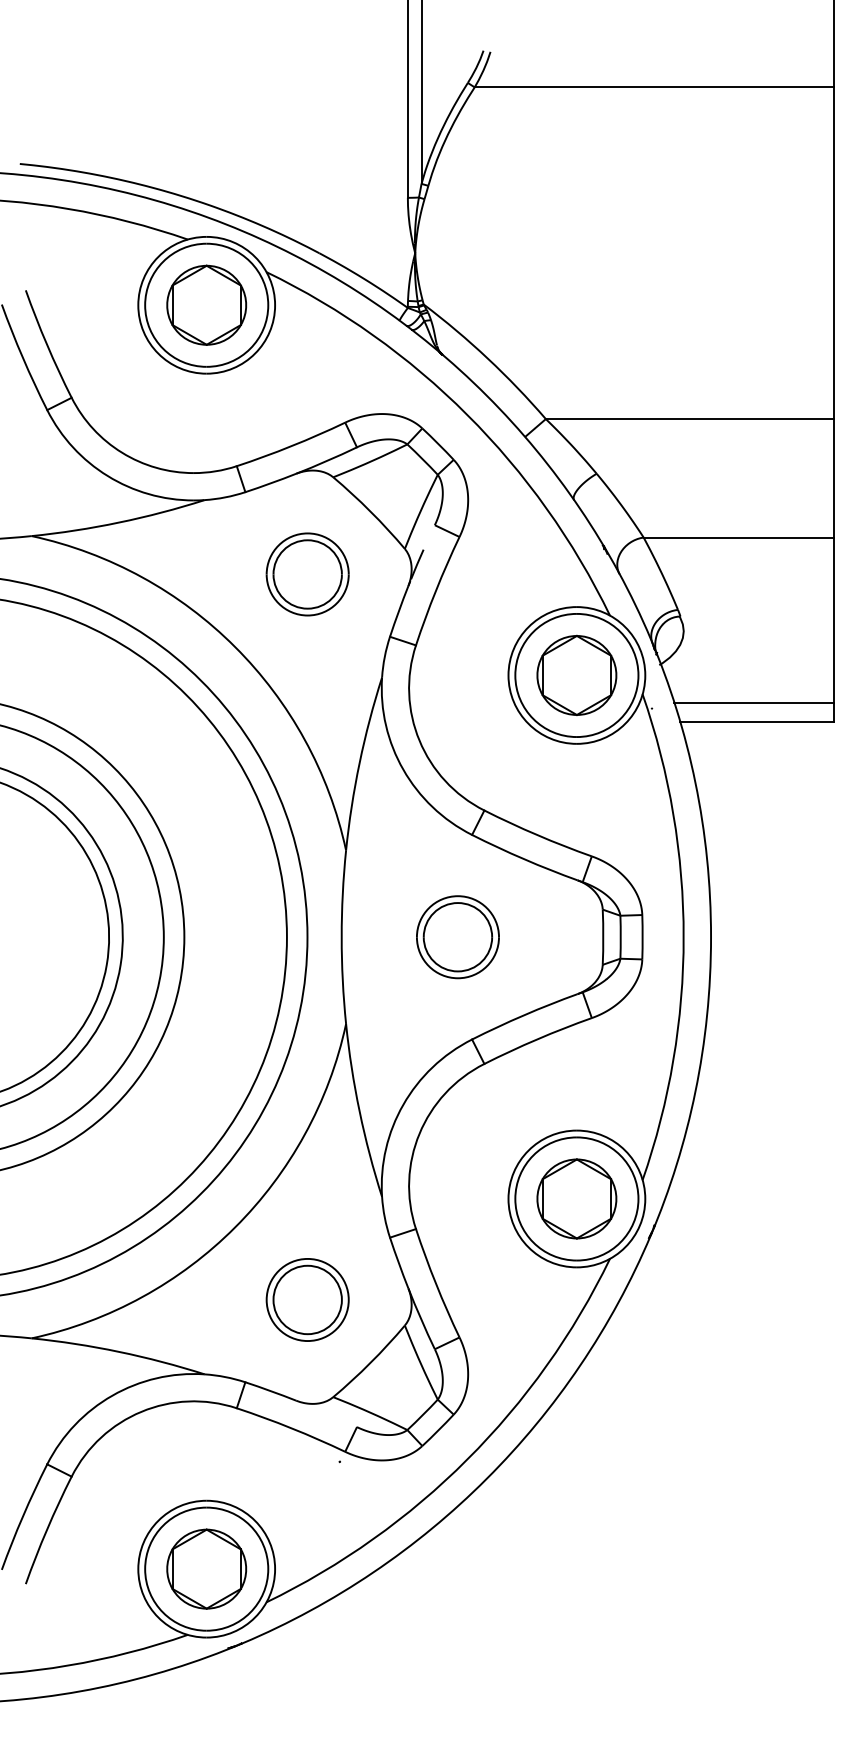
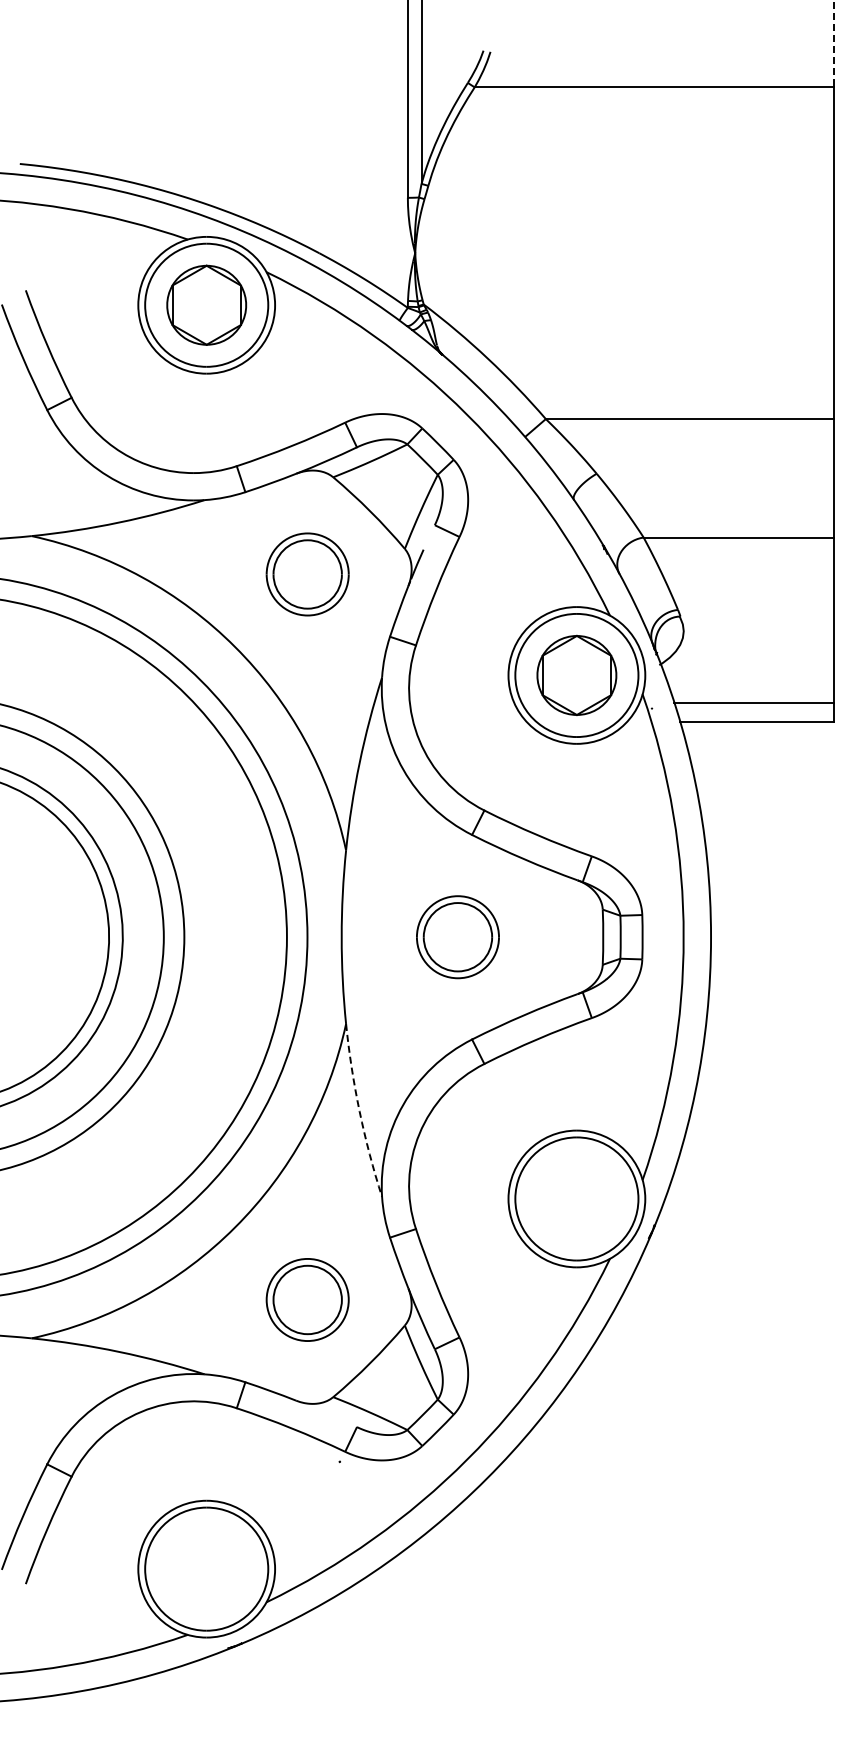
line: solid -> dashed (834, 44)
arc: solid -> dashed (359, 1111)
part: present -> none (576, 1198)
part: present -> none (206, 1568)
